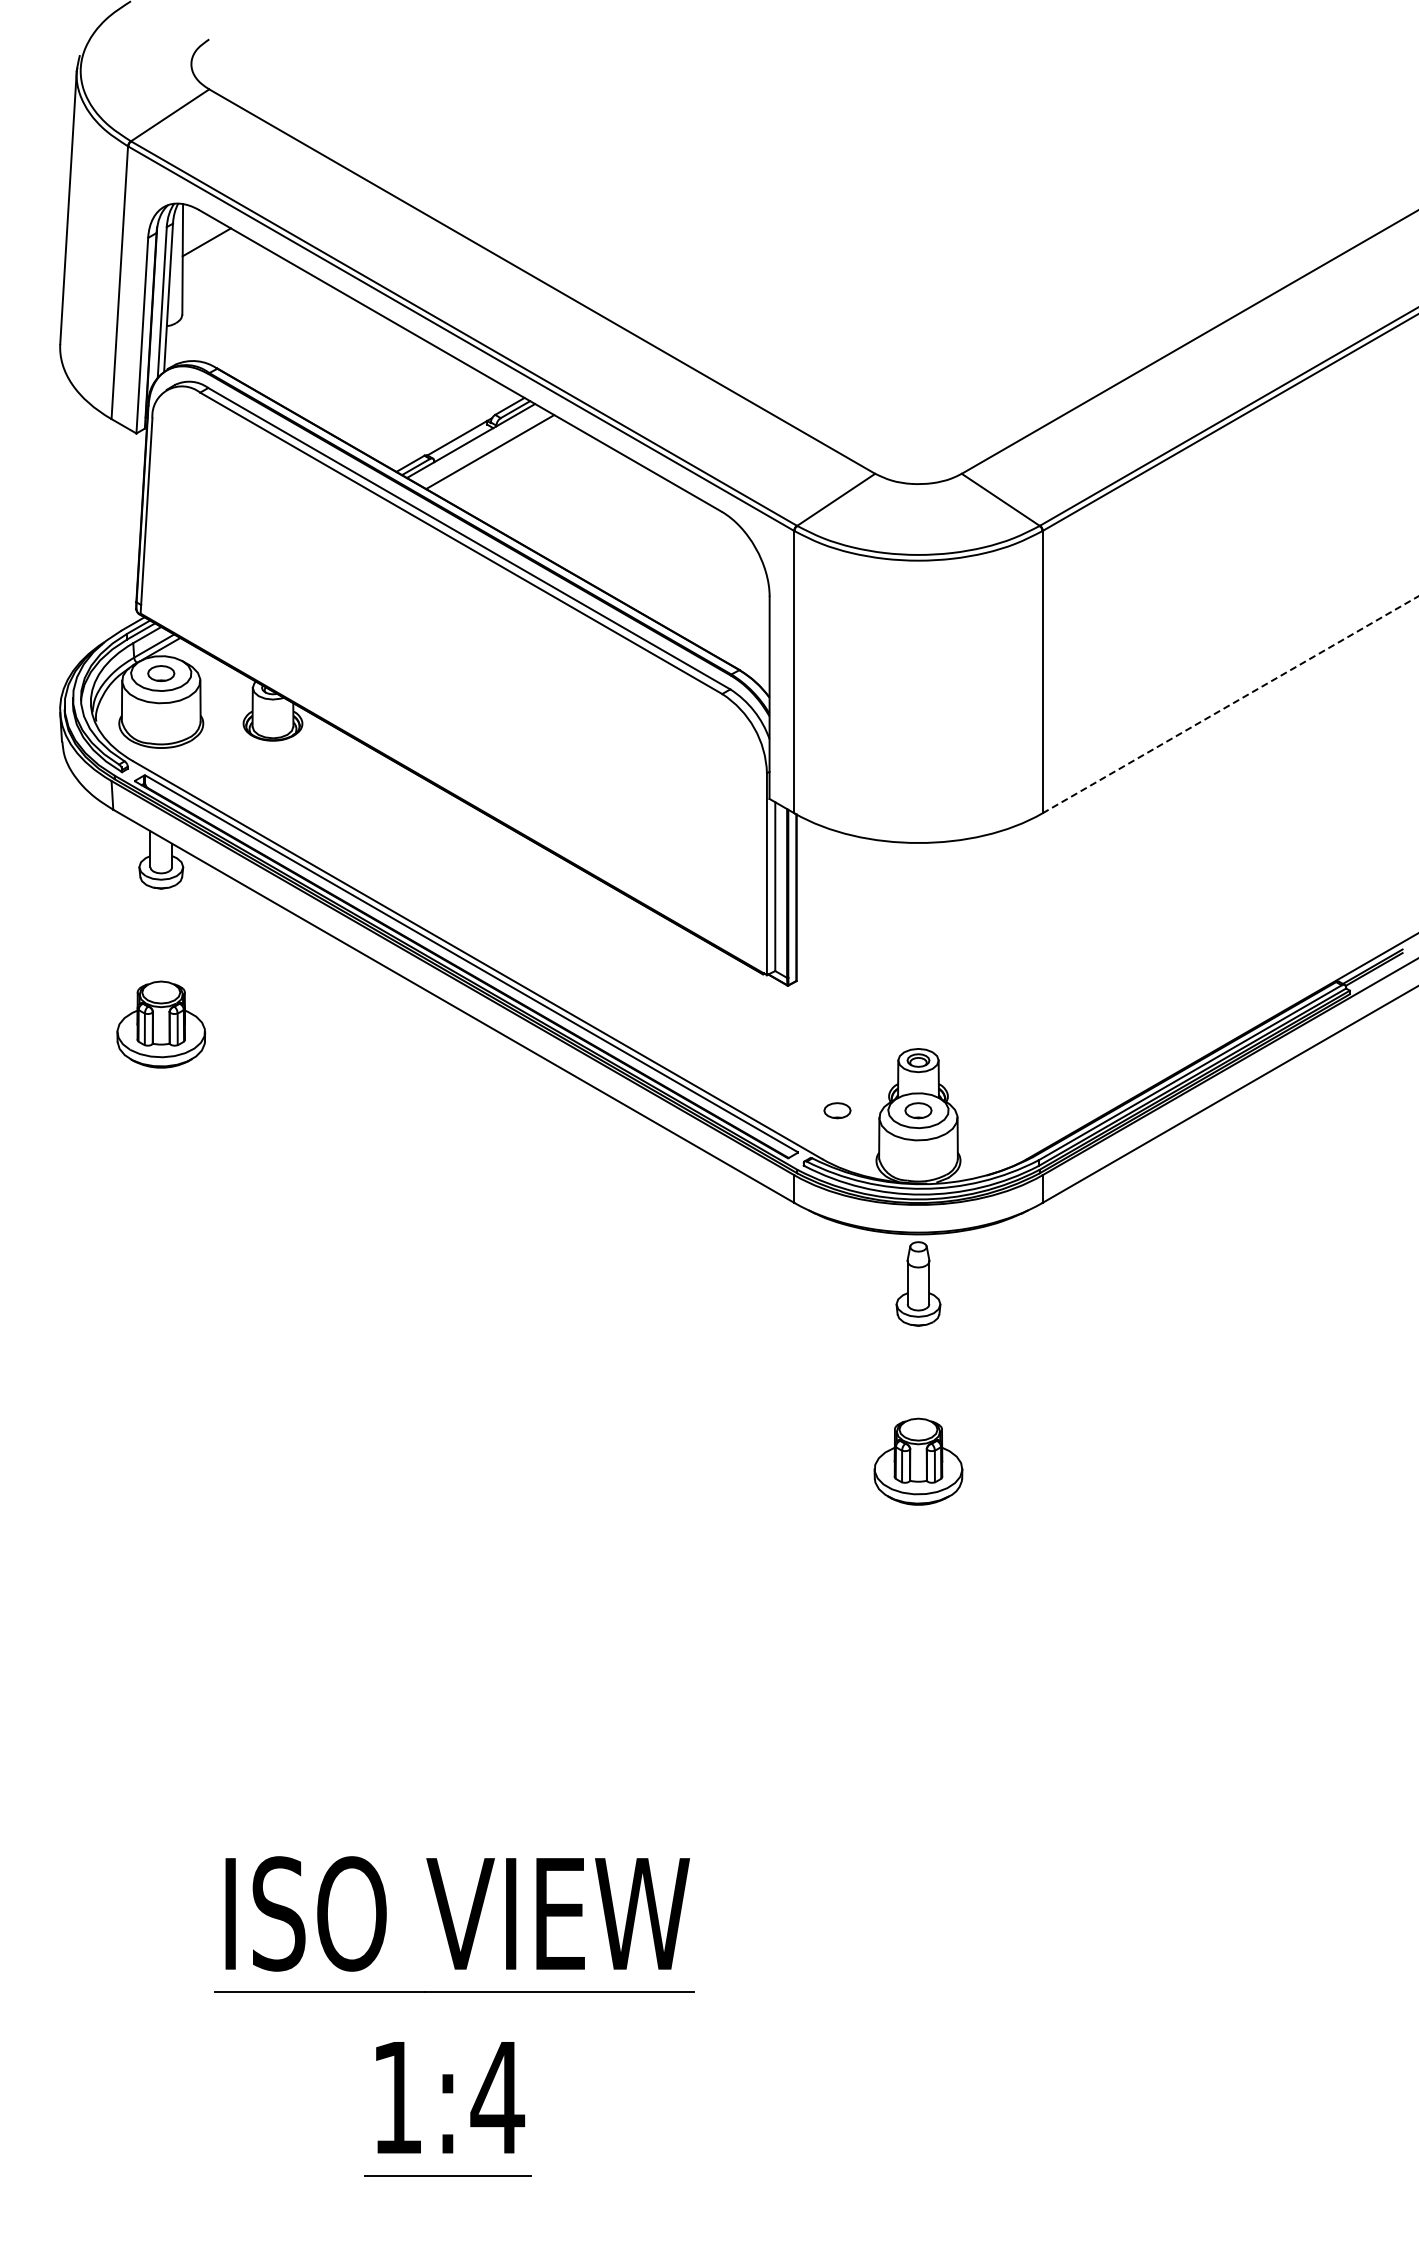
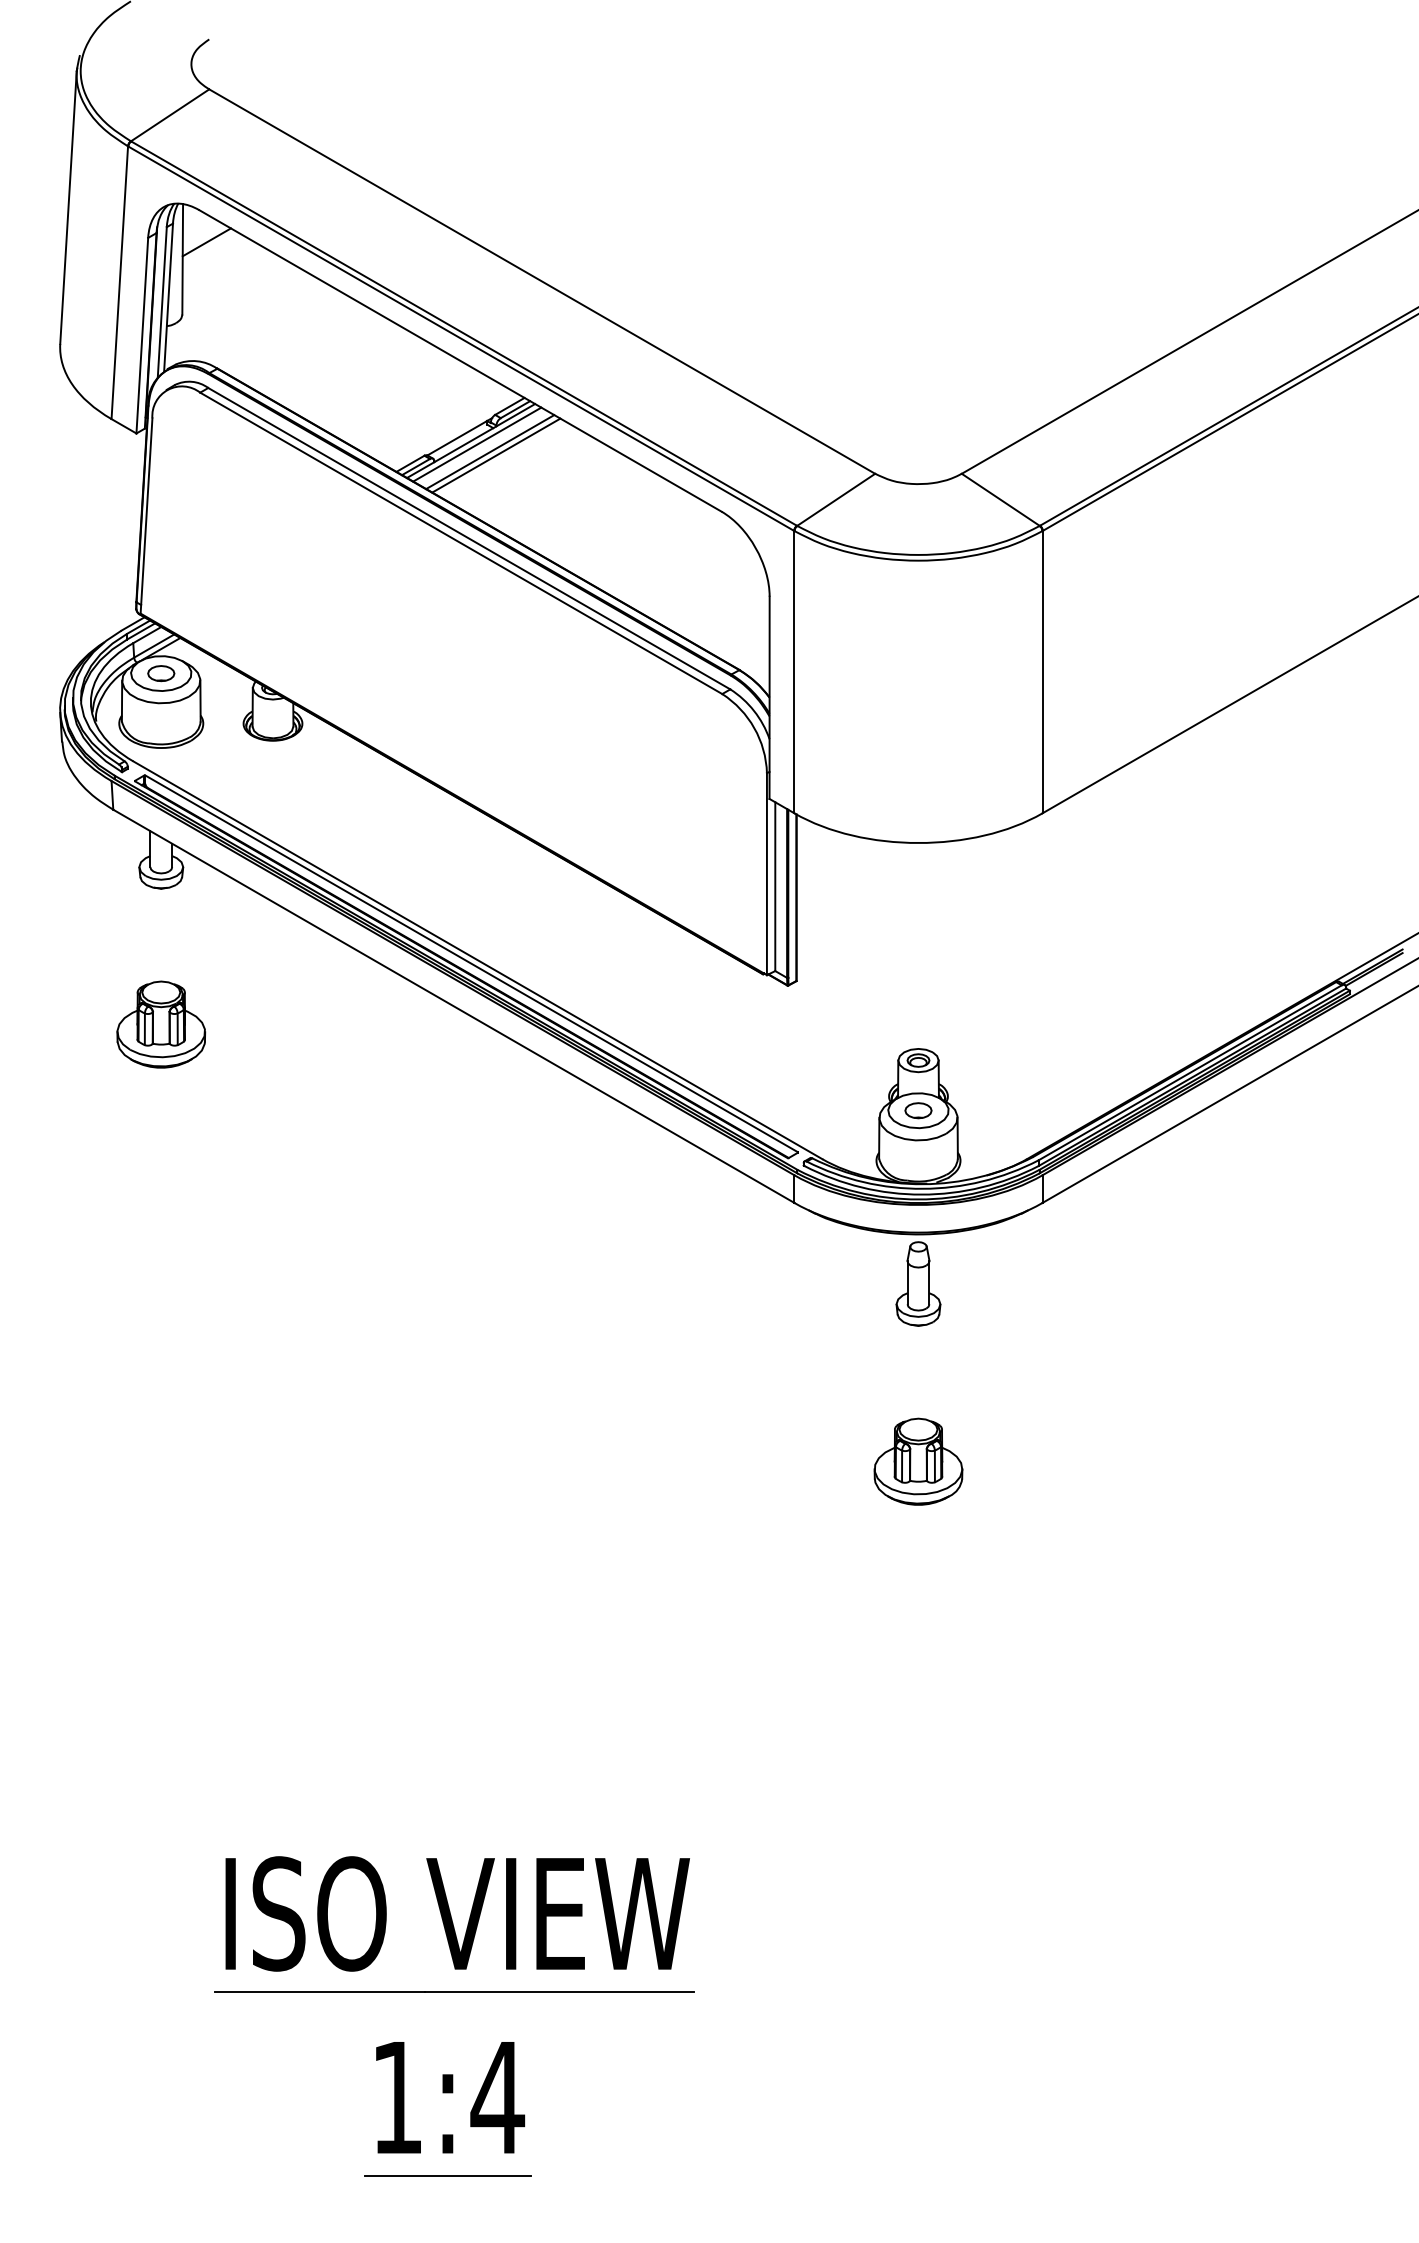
line: none -> present (477, 444)
line: none -> present (496, 455)
line: dashed -> solid (1230, 704)
part: present -> none (837, 1110)
